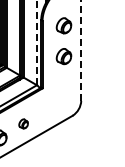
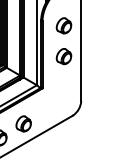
line: dashed -> solid (36, 42)
line: dashed -> solid (81, 50)
part size: 11x12 px -> 17x18 px (23, 123)
